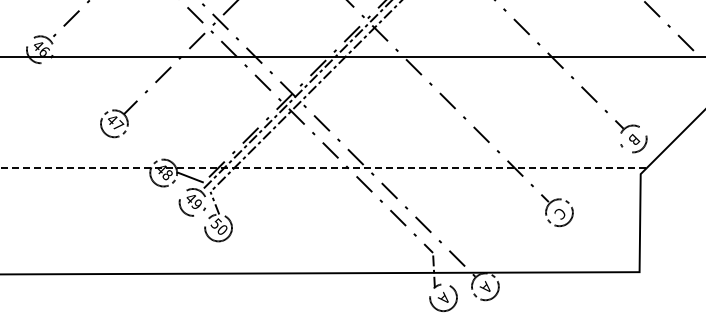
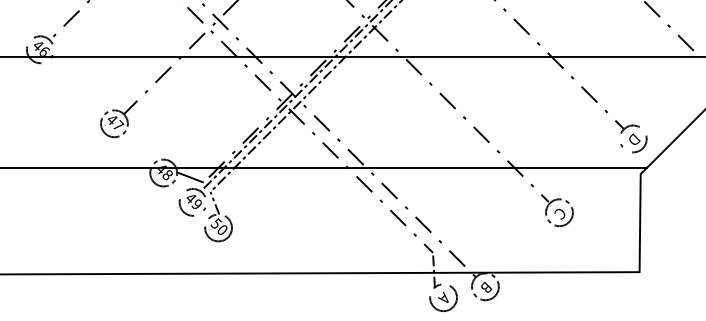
text: B -> D (634, 138)
line: dashed -> solid (324, 167)
text: A -> B (485, 286)
